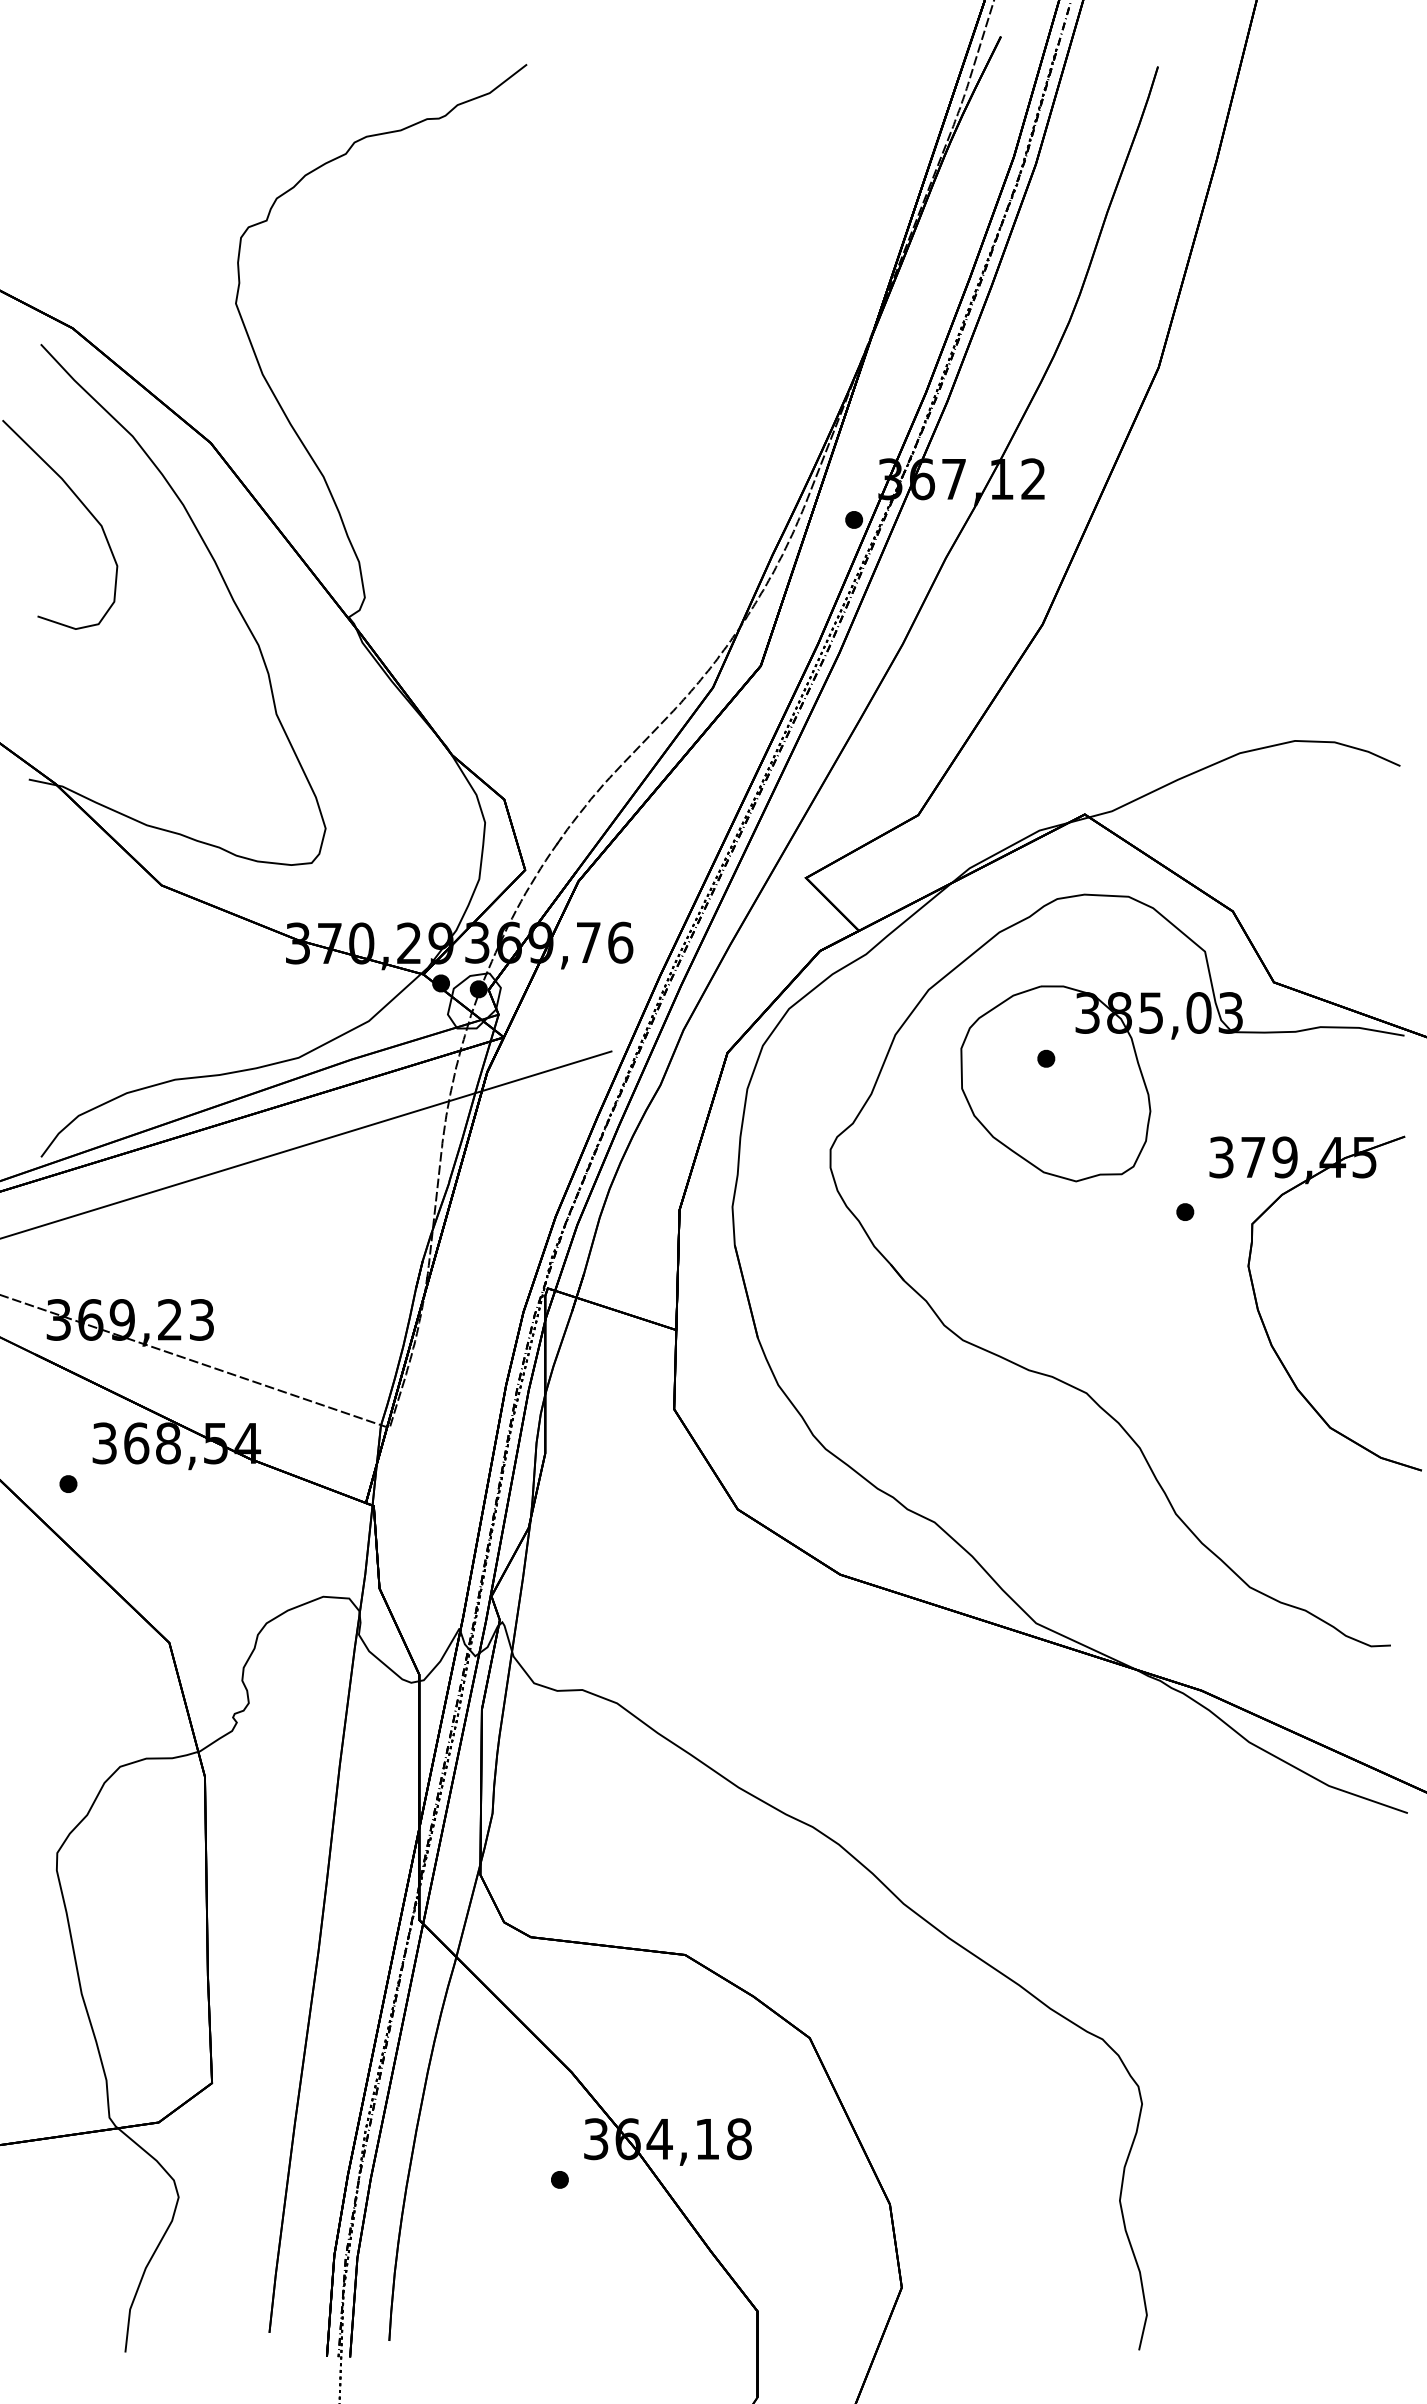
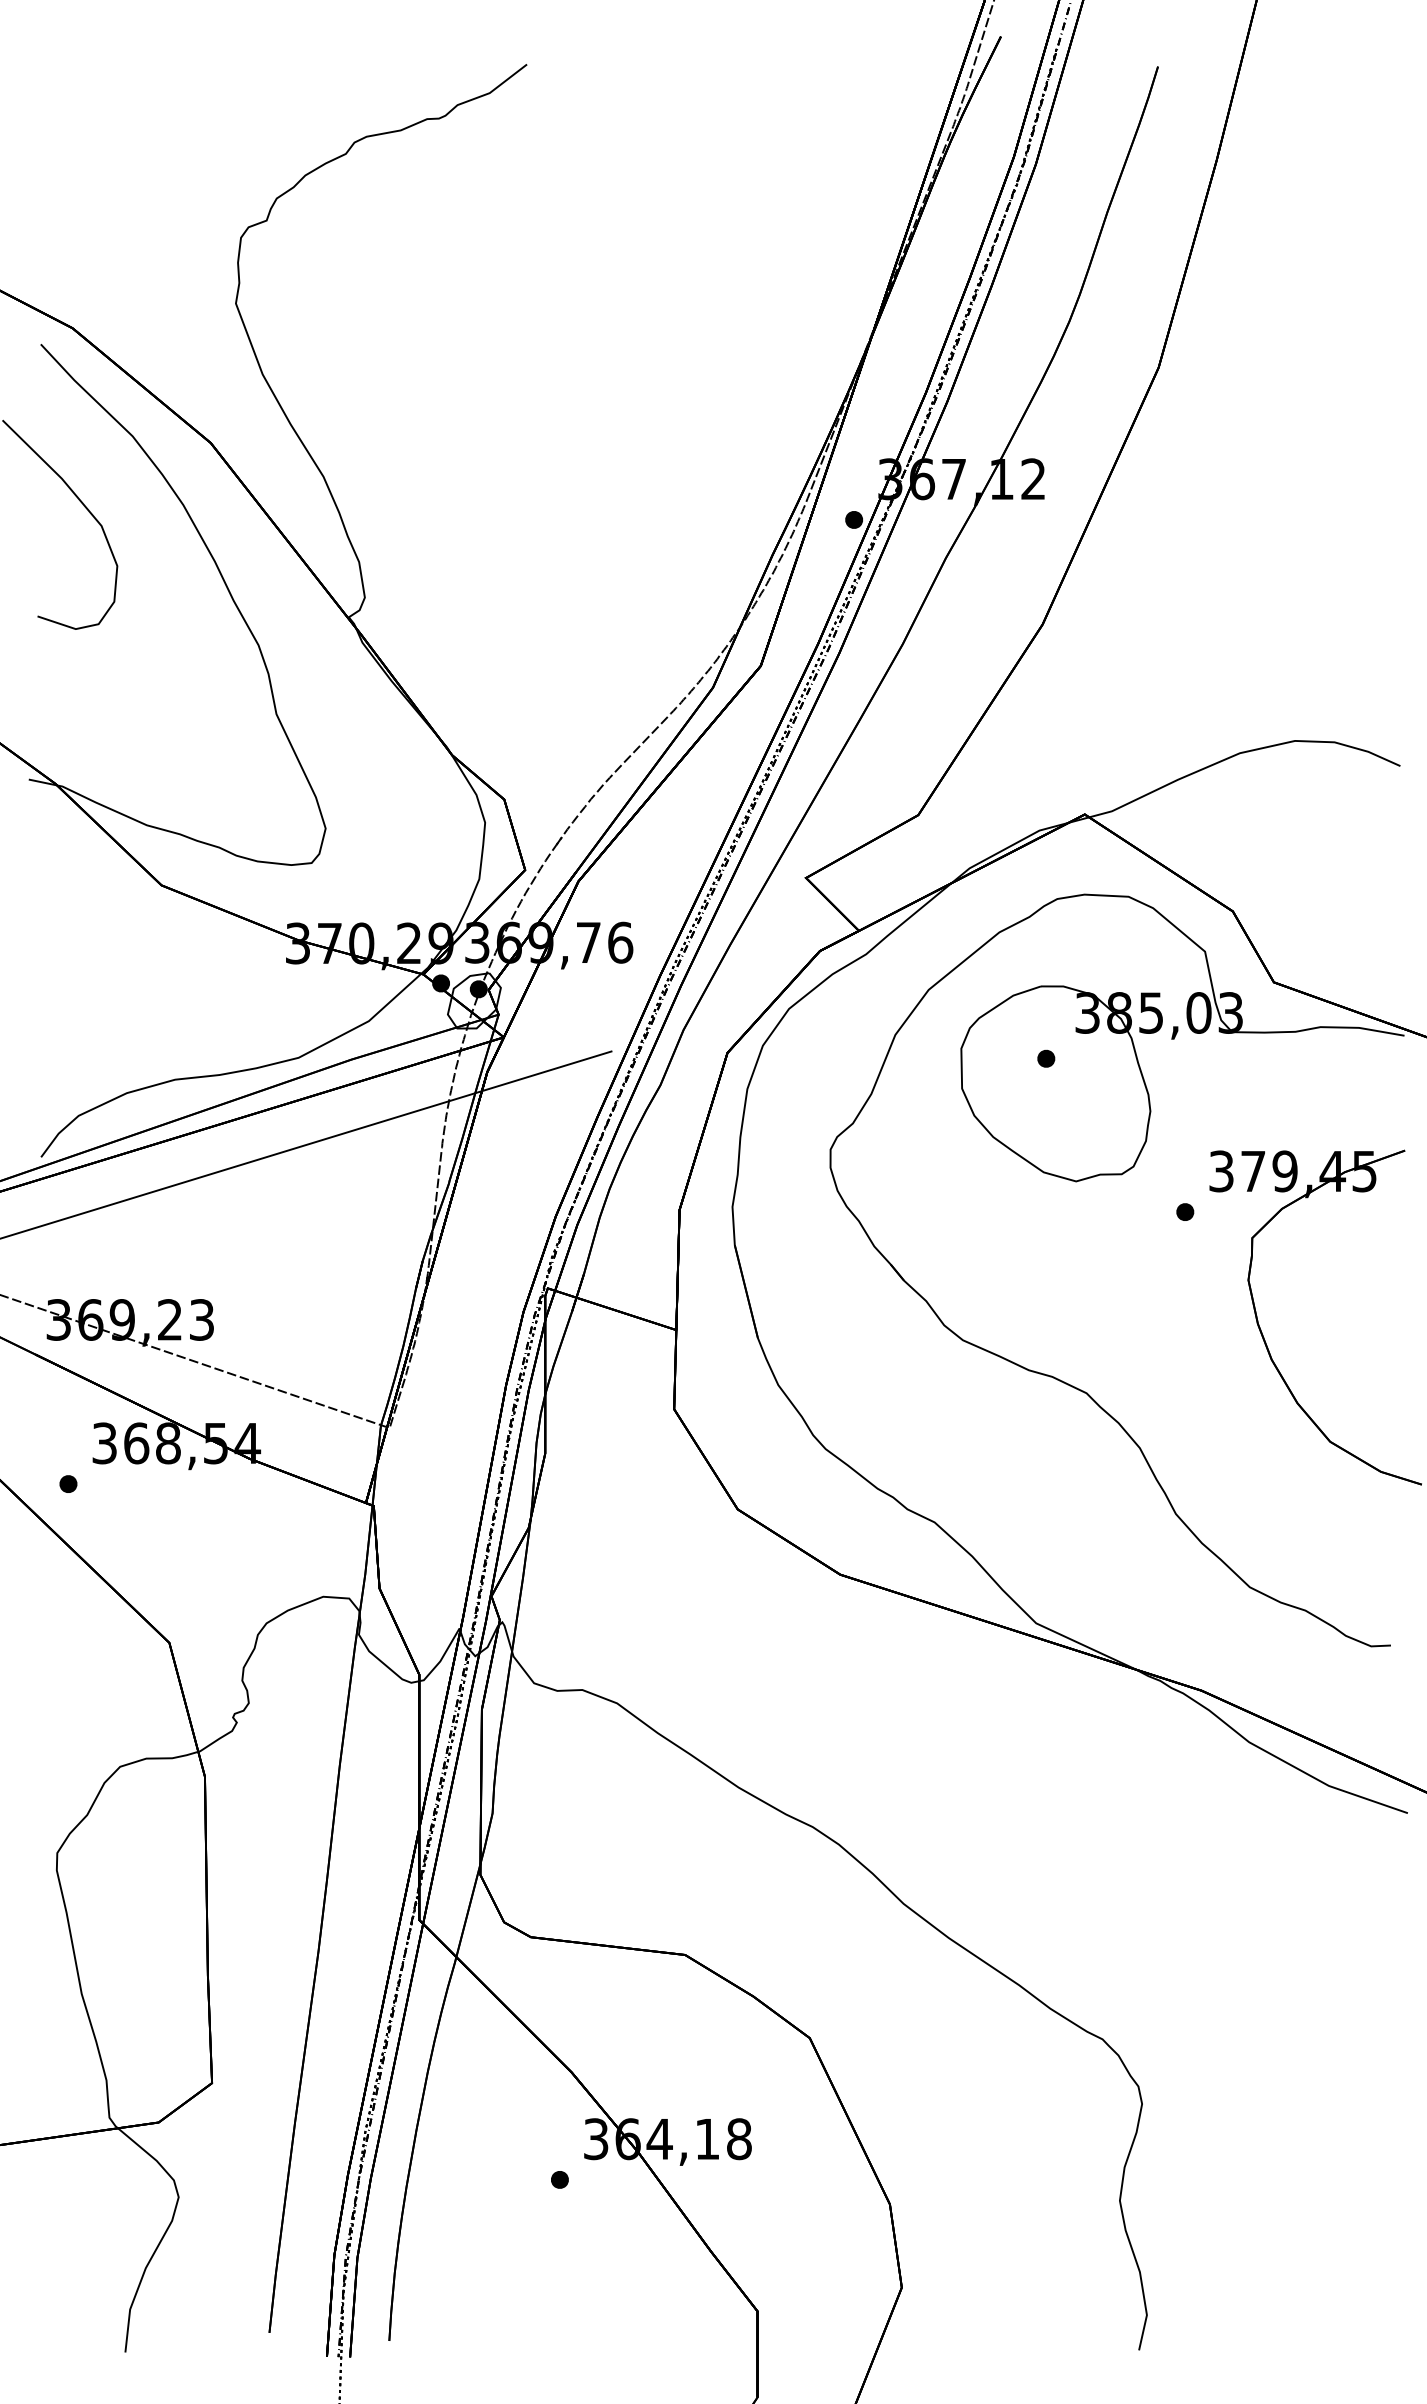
part position: (1263, 1320) -> (1263, 1334) (1263, 1334)
